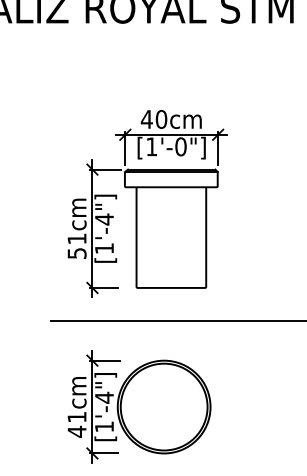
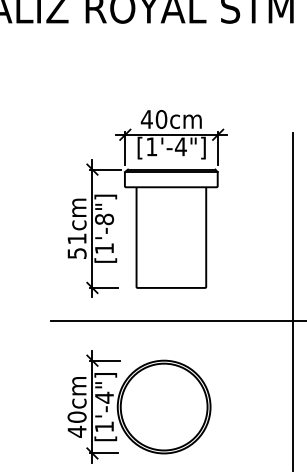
text: [1'-0"] -> [1'-4"] (180, 146)
text: [1'-4"] -> [1'-8"] (104, 219)
line: none -> present (293, 301)
text: 41cm -> 40cm (76, 416)
